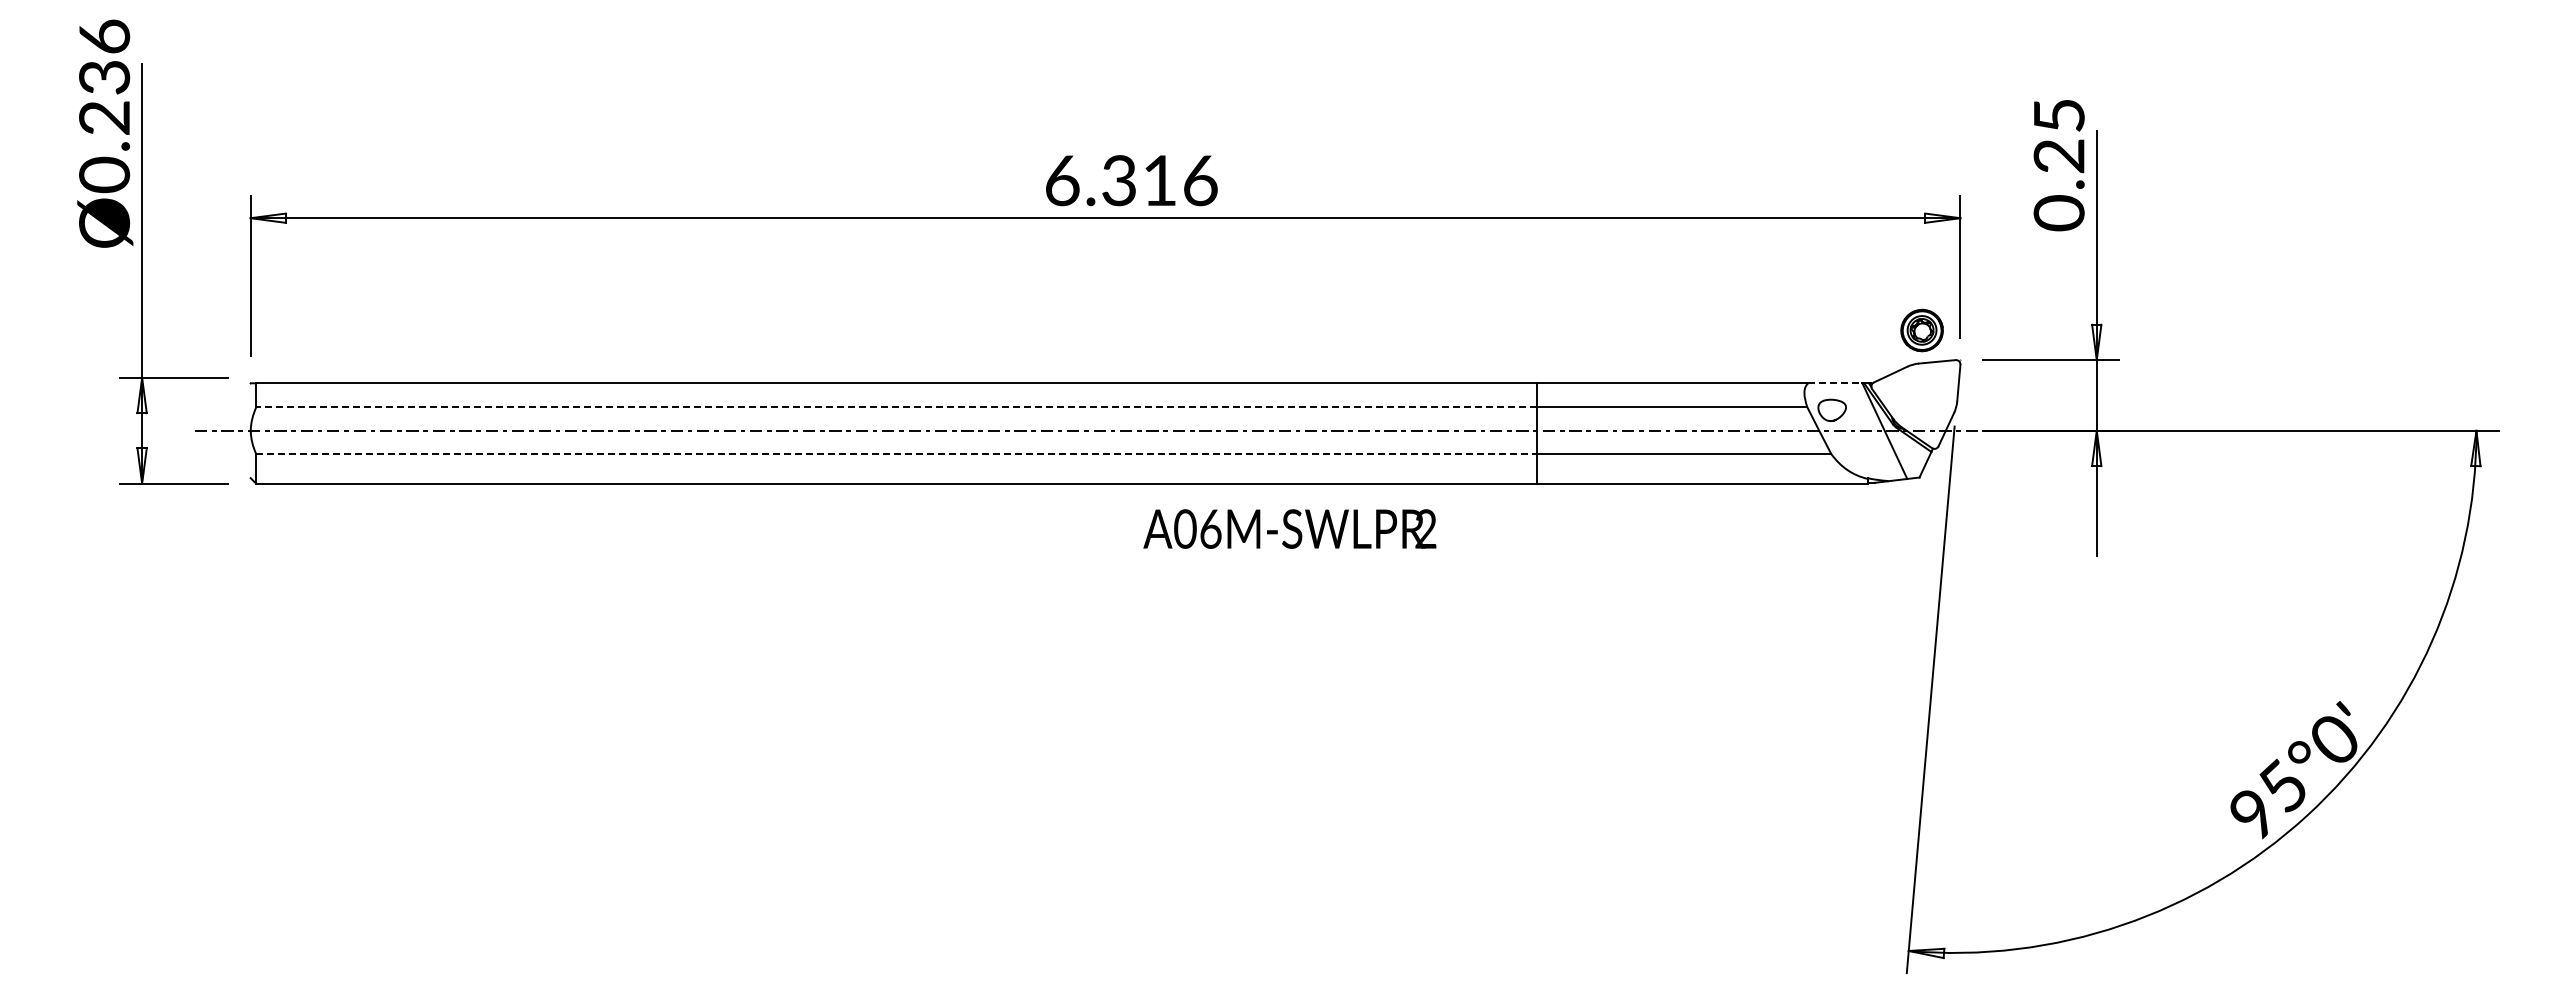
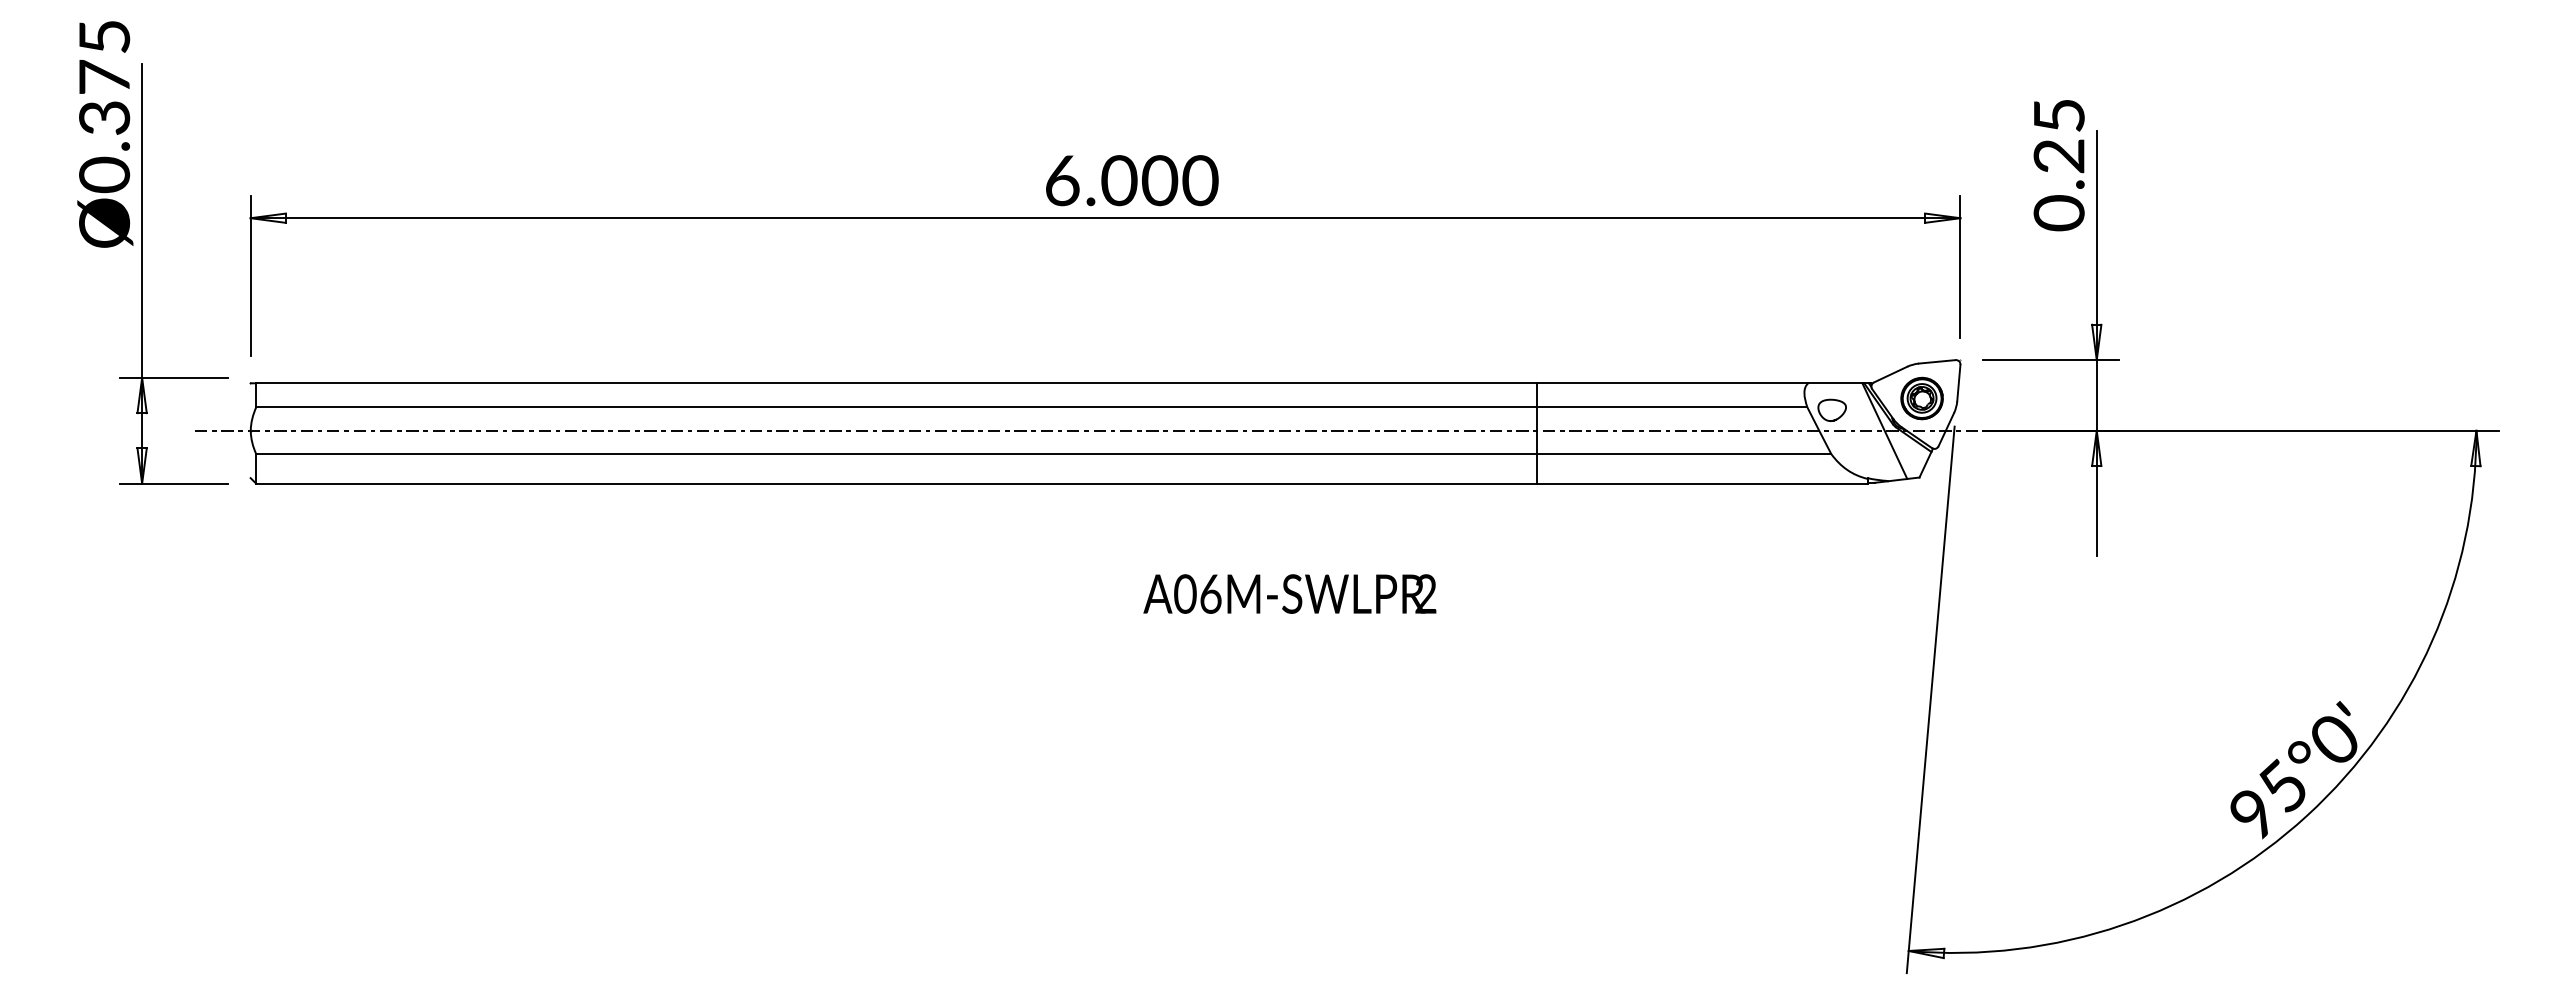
text: Ø0.236 -> Ø0.375 (104, 76)
text: 6.316 -> 6.000 (1159, 180)
part position: (1921, 330) -> (1921, 398) (1921, 398)
line: dashed -> solid (1835, 383)
line: dashed -> solid (896, 407)
line: dashed -> solid (897, 454)
text position: (1289, 528) -> (1289, 593) (1289, 593)
